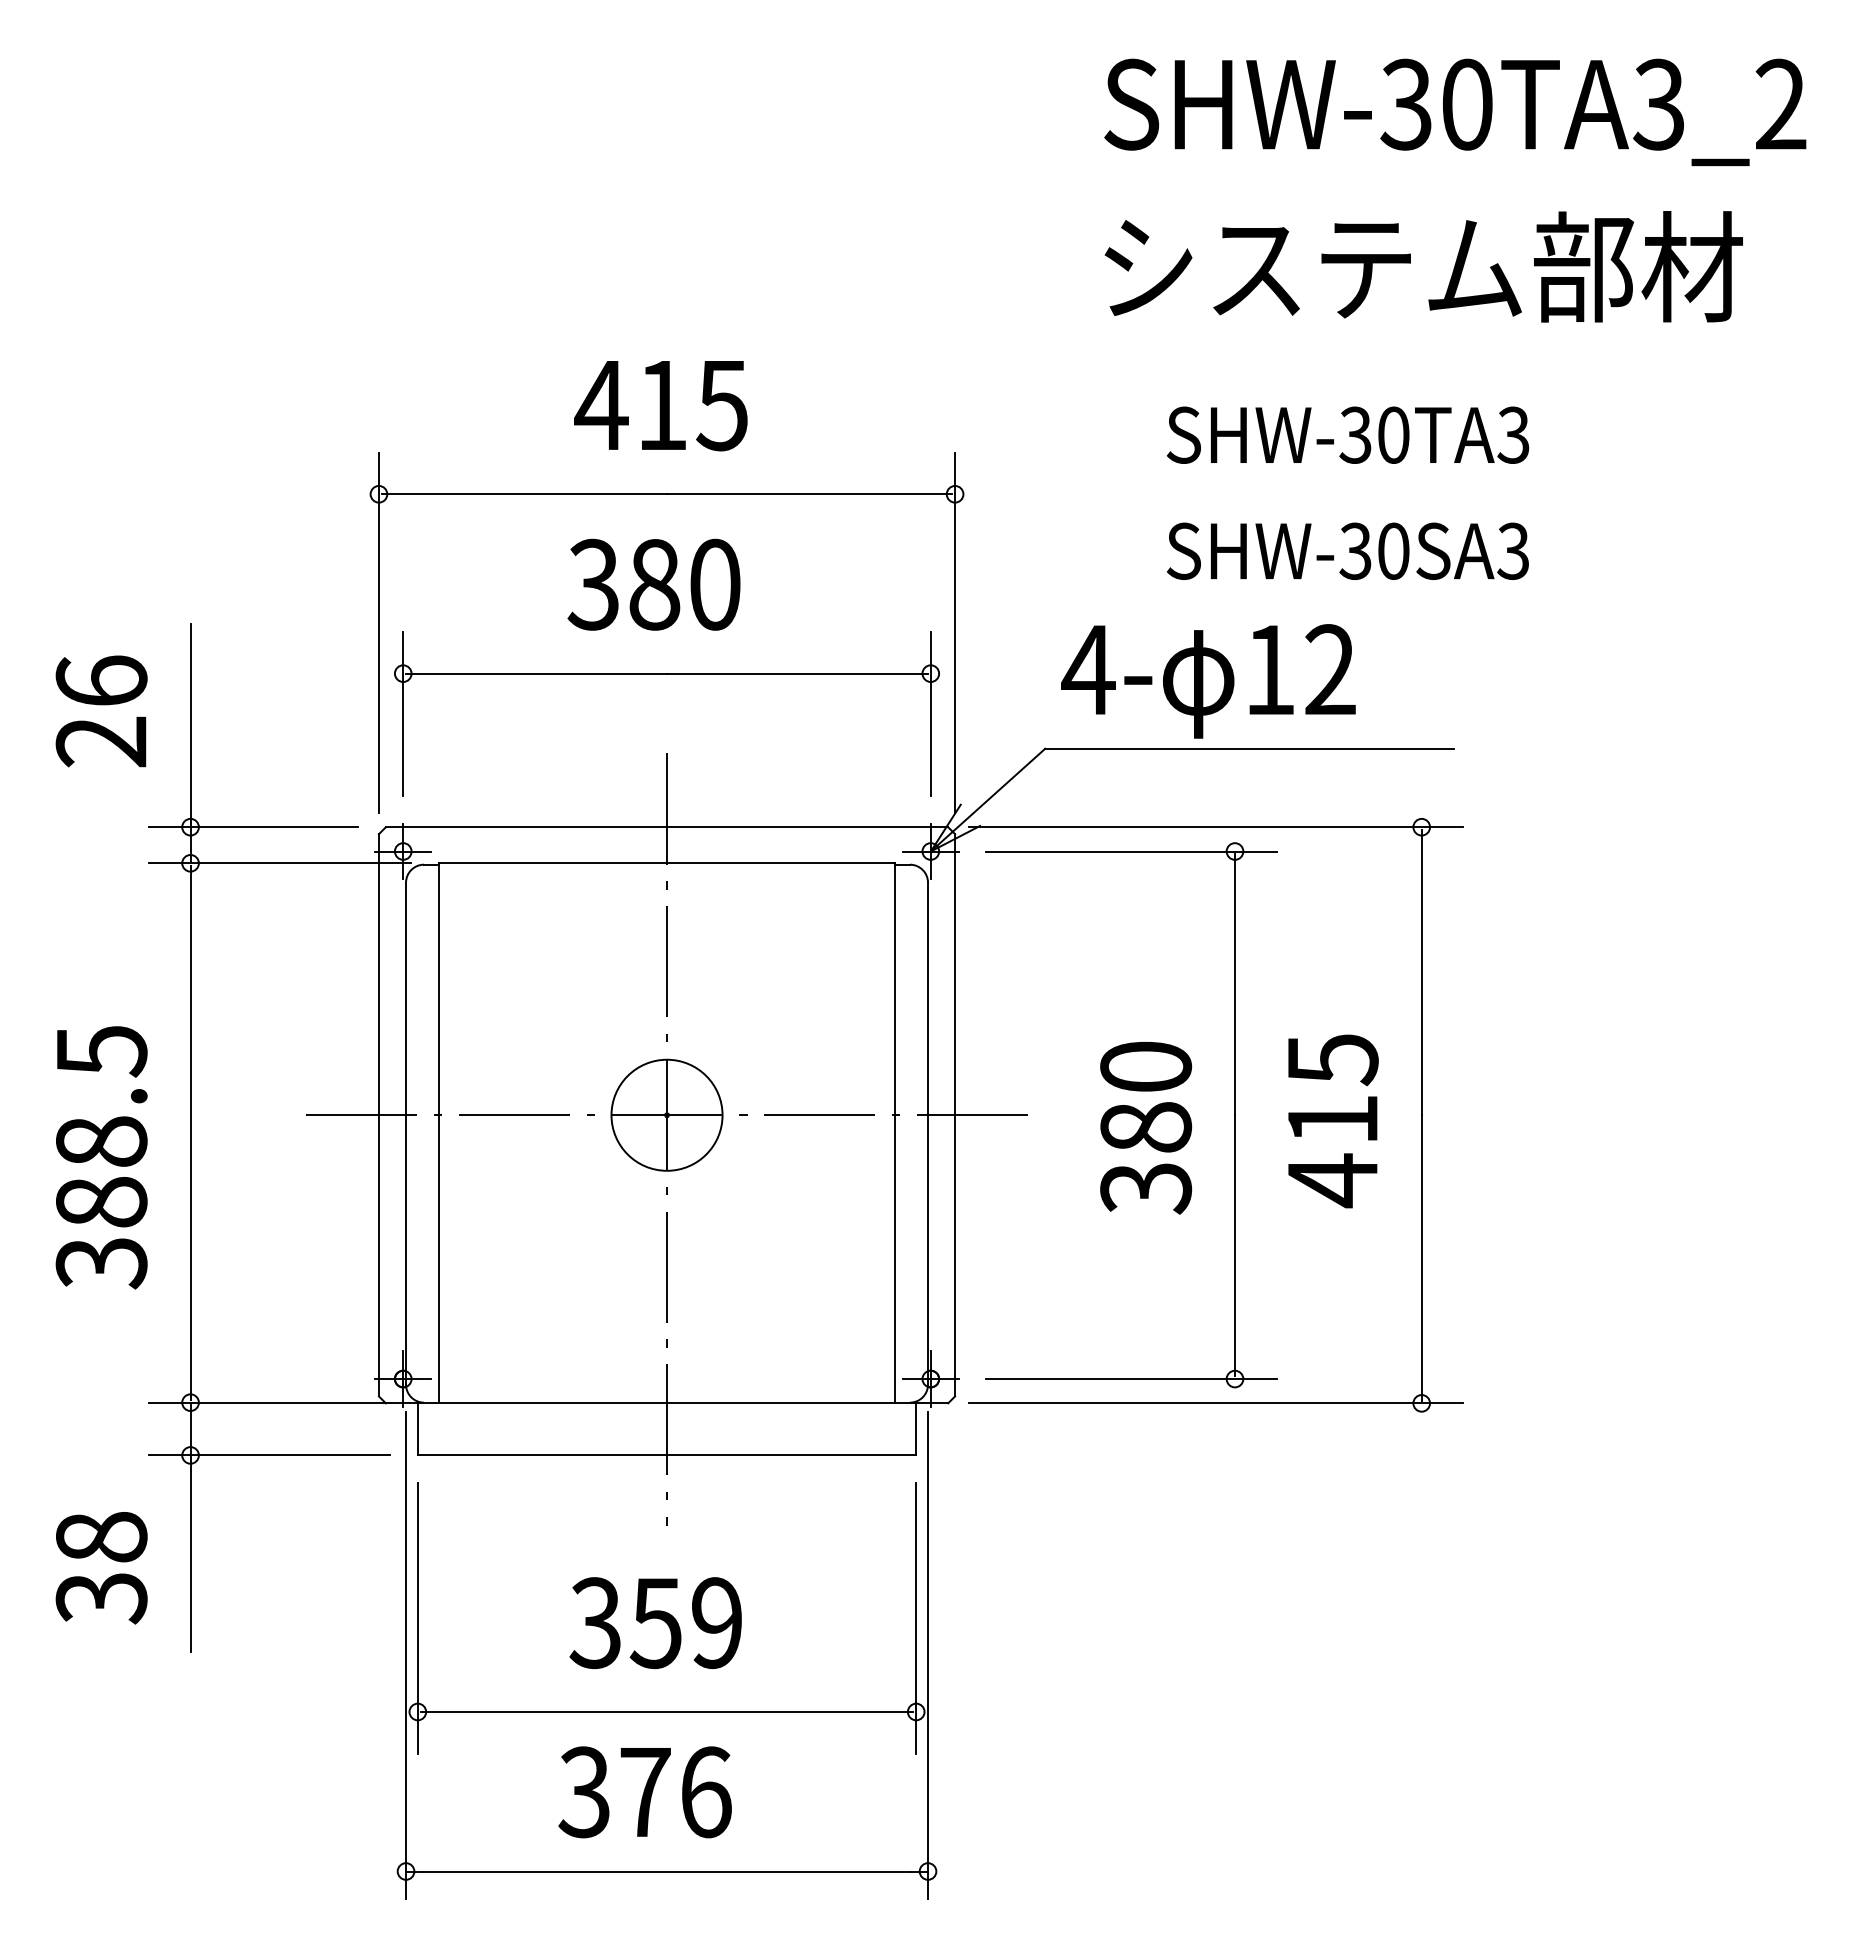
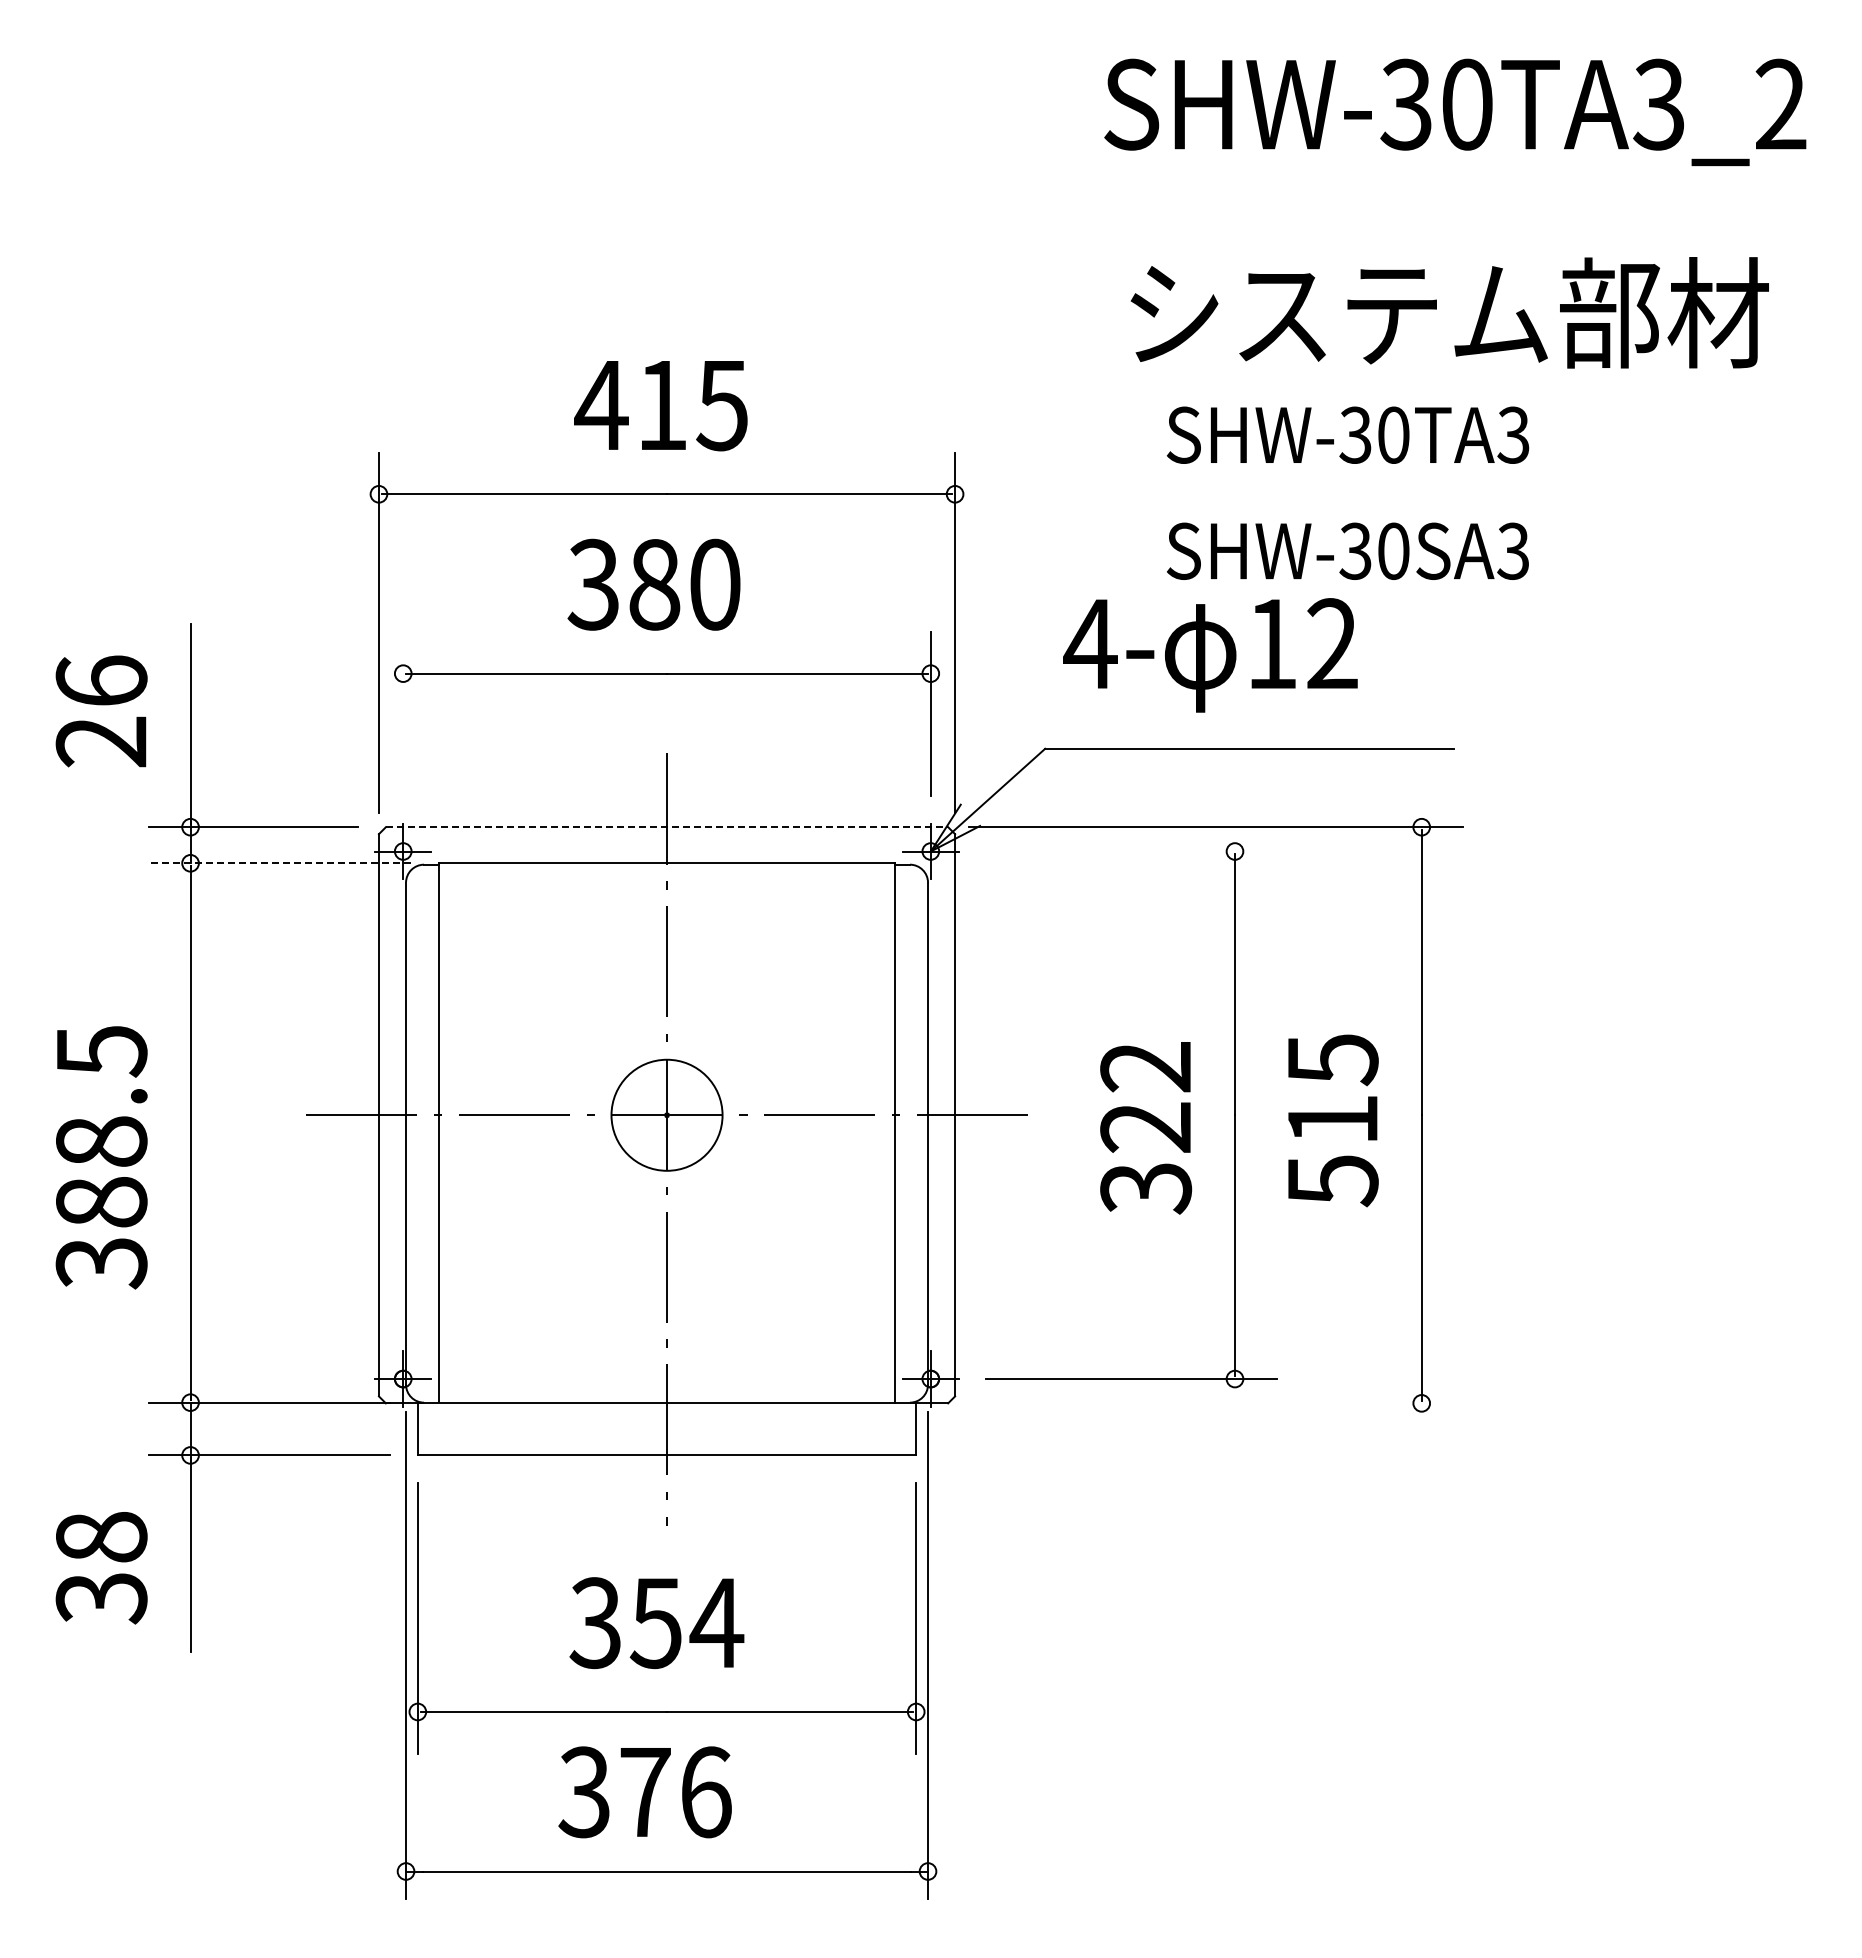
text position: (1423, 266) -> (1449, 312) (1449, 312)
text position: (1208, 681) -> (1210, 655) (1210, 655)
line: present -> none (403, 713)
line: solid -> dashed (667, 827)
line: present -> none (1131, 851)
line: solid -> dashed (279, 863)
text: 380 -> 322 (1146, 1096)
text: 415 -> 515 (1333, 1180)
line: present -> none (1215, 1403)
text: 359 -> 354 (716, 1623)
